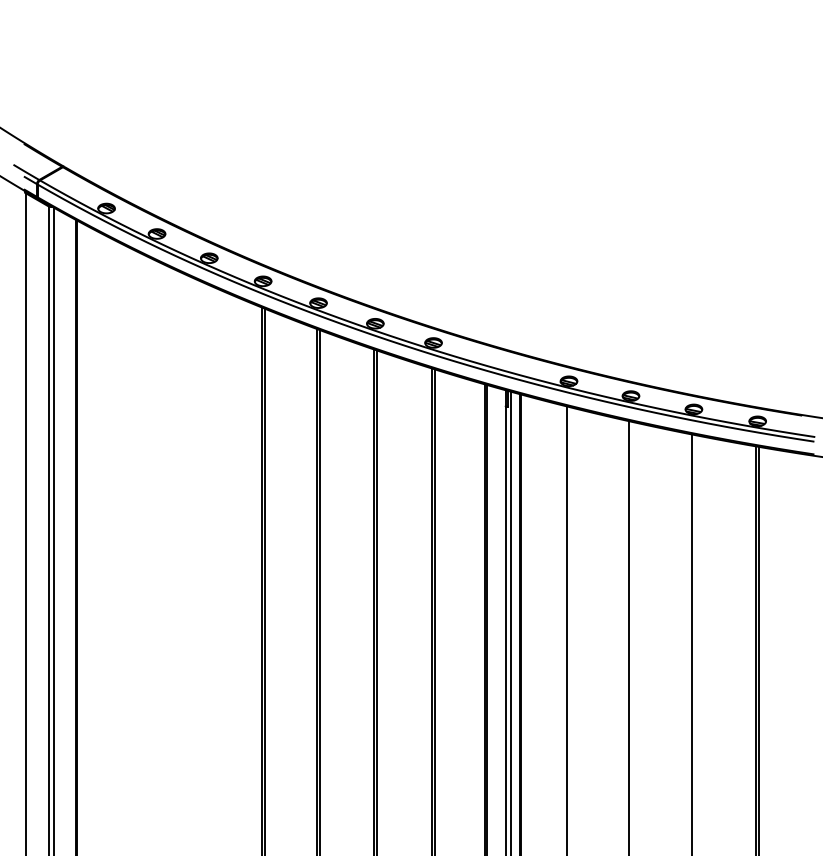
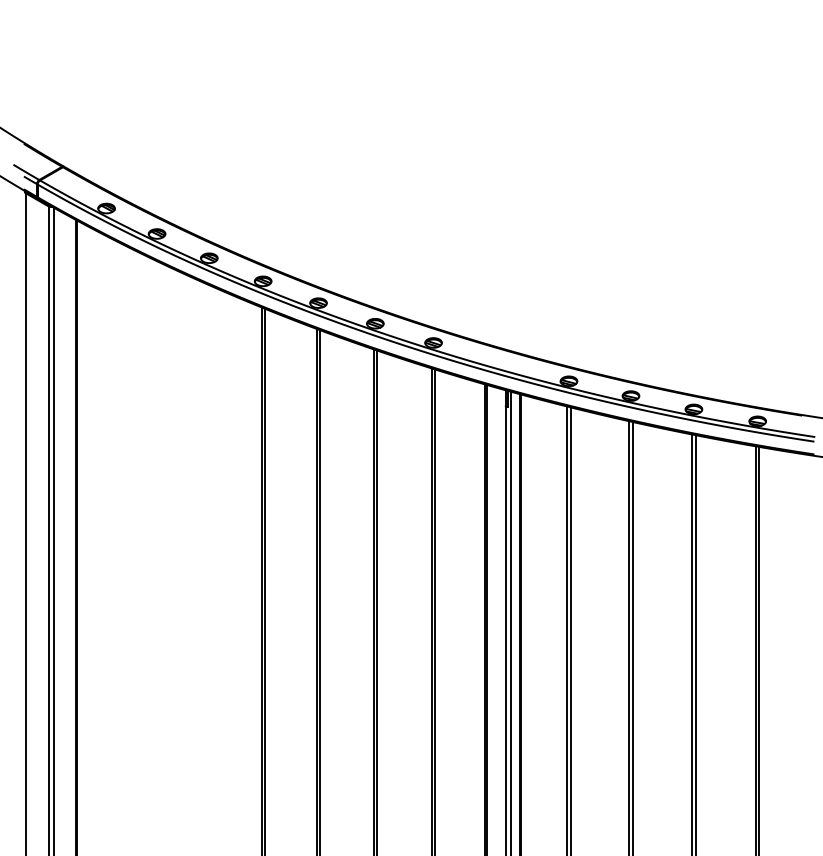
line: none -> present (570, 629)
line: none -> present (632, 636)
line: none -> present (695, 643)
